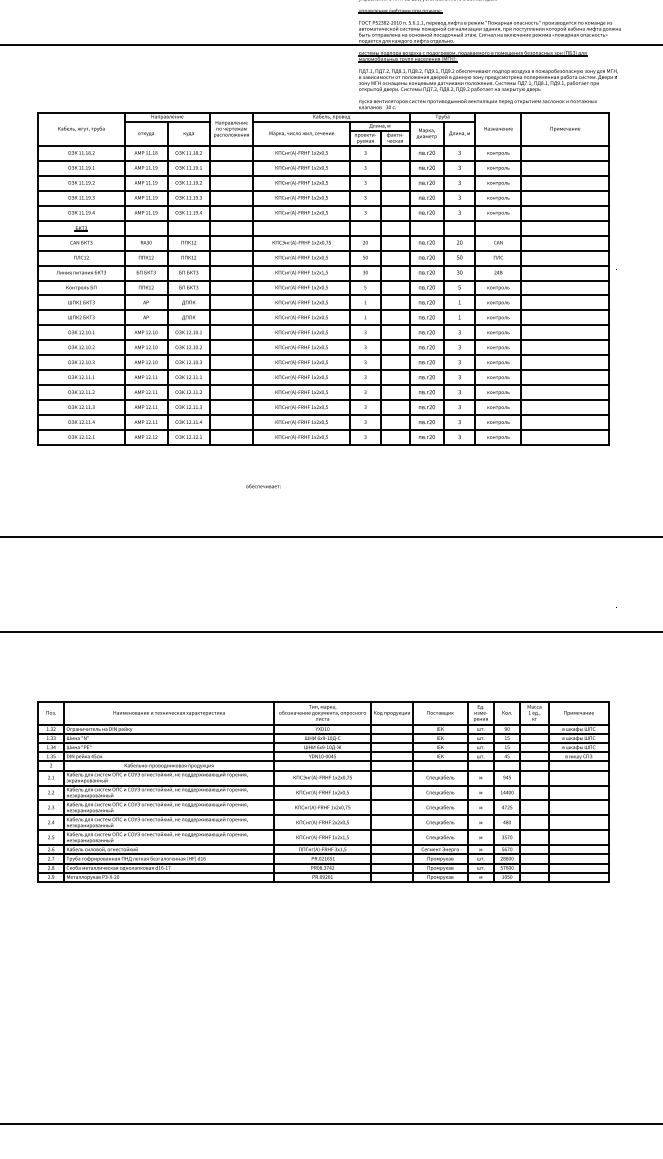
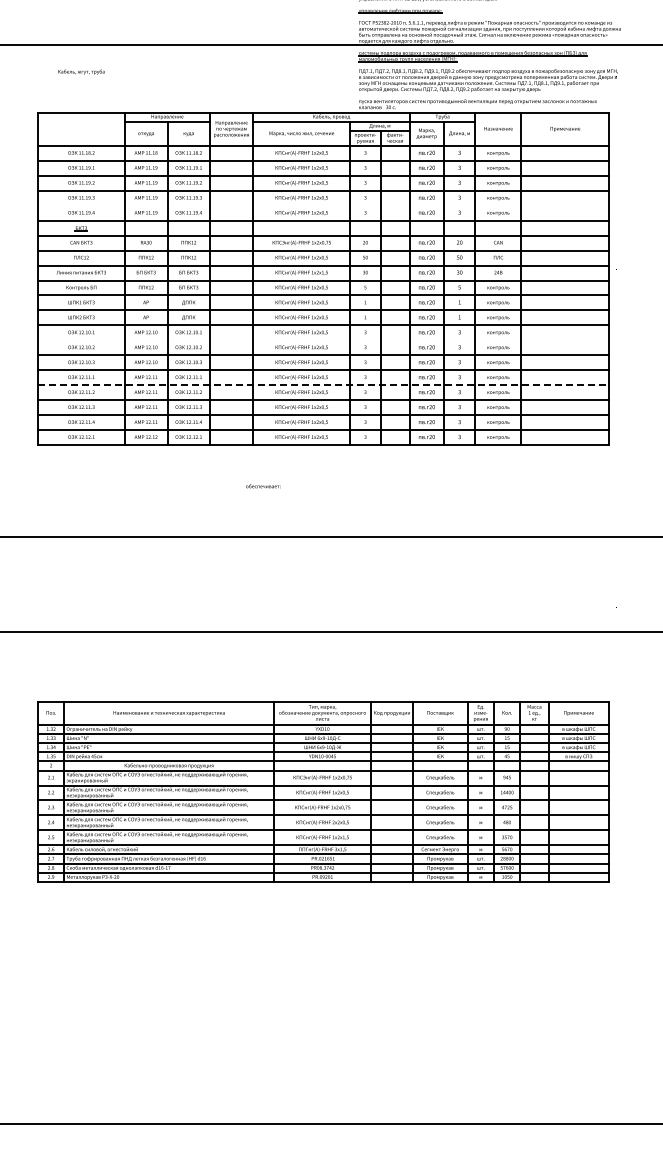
text position: (81, 128) -> (81, 71) (81, 71)
line: present -> none (323, 205)
line: present -> none (323, 340)
line: solid -> dashed (323, 385)
